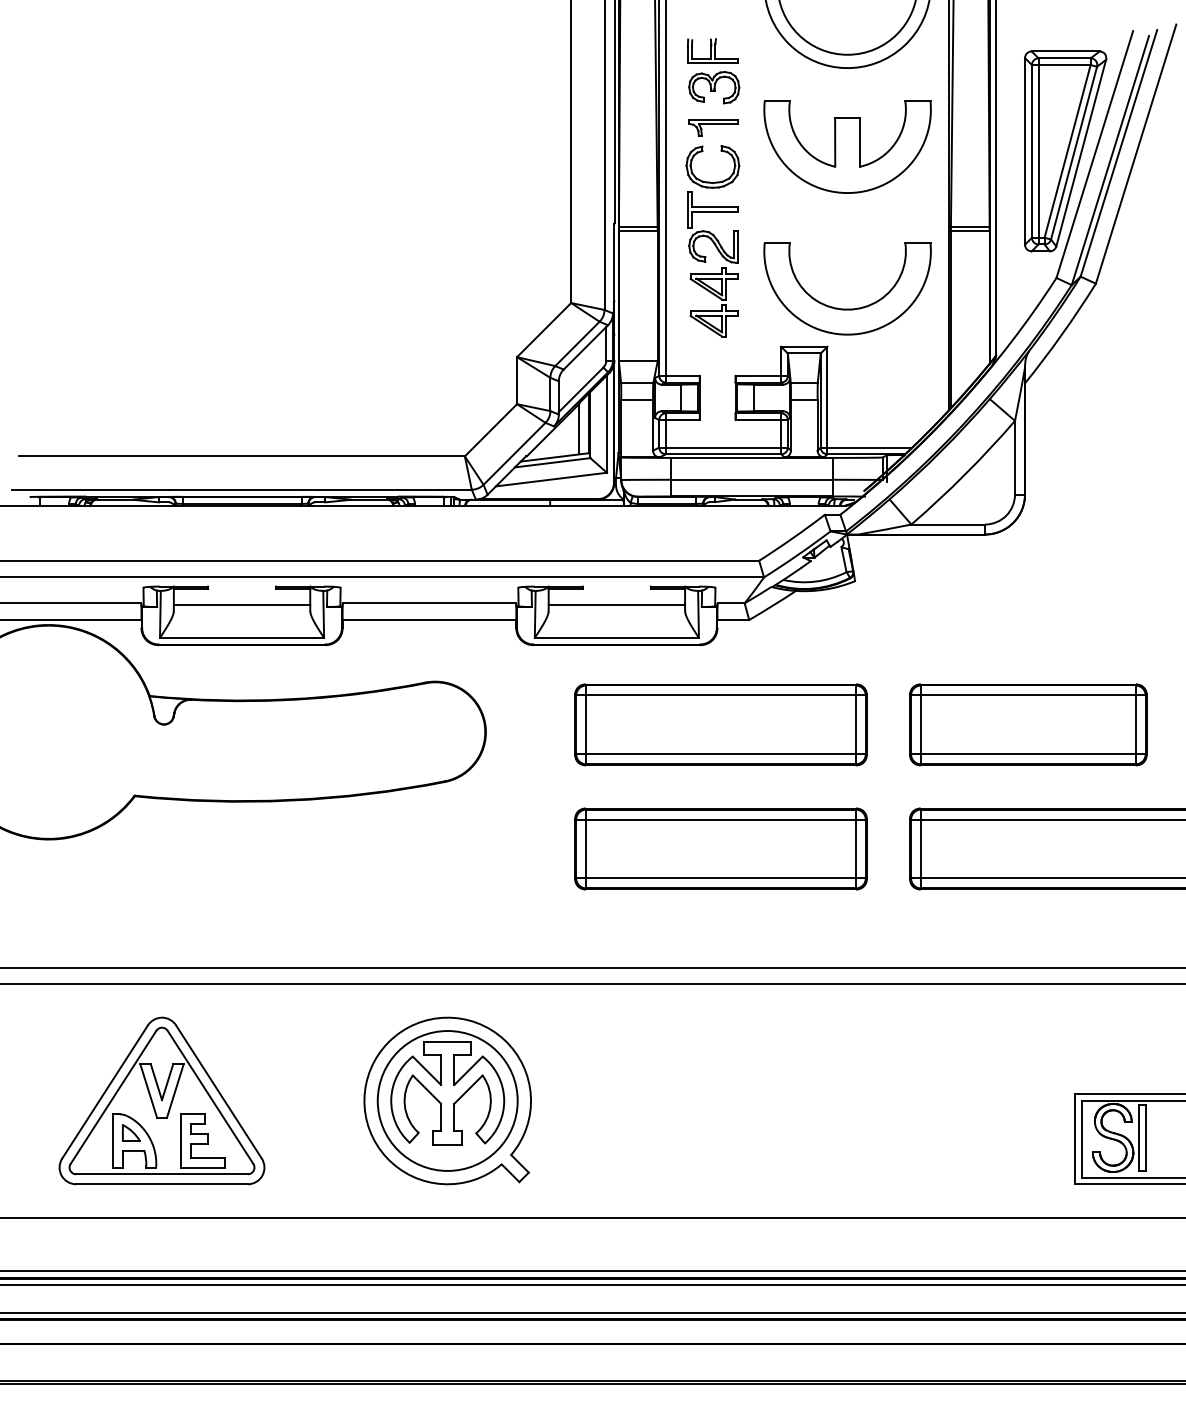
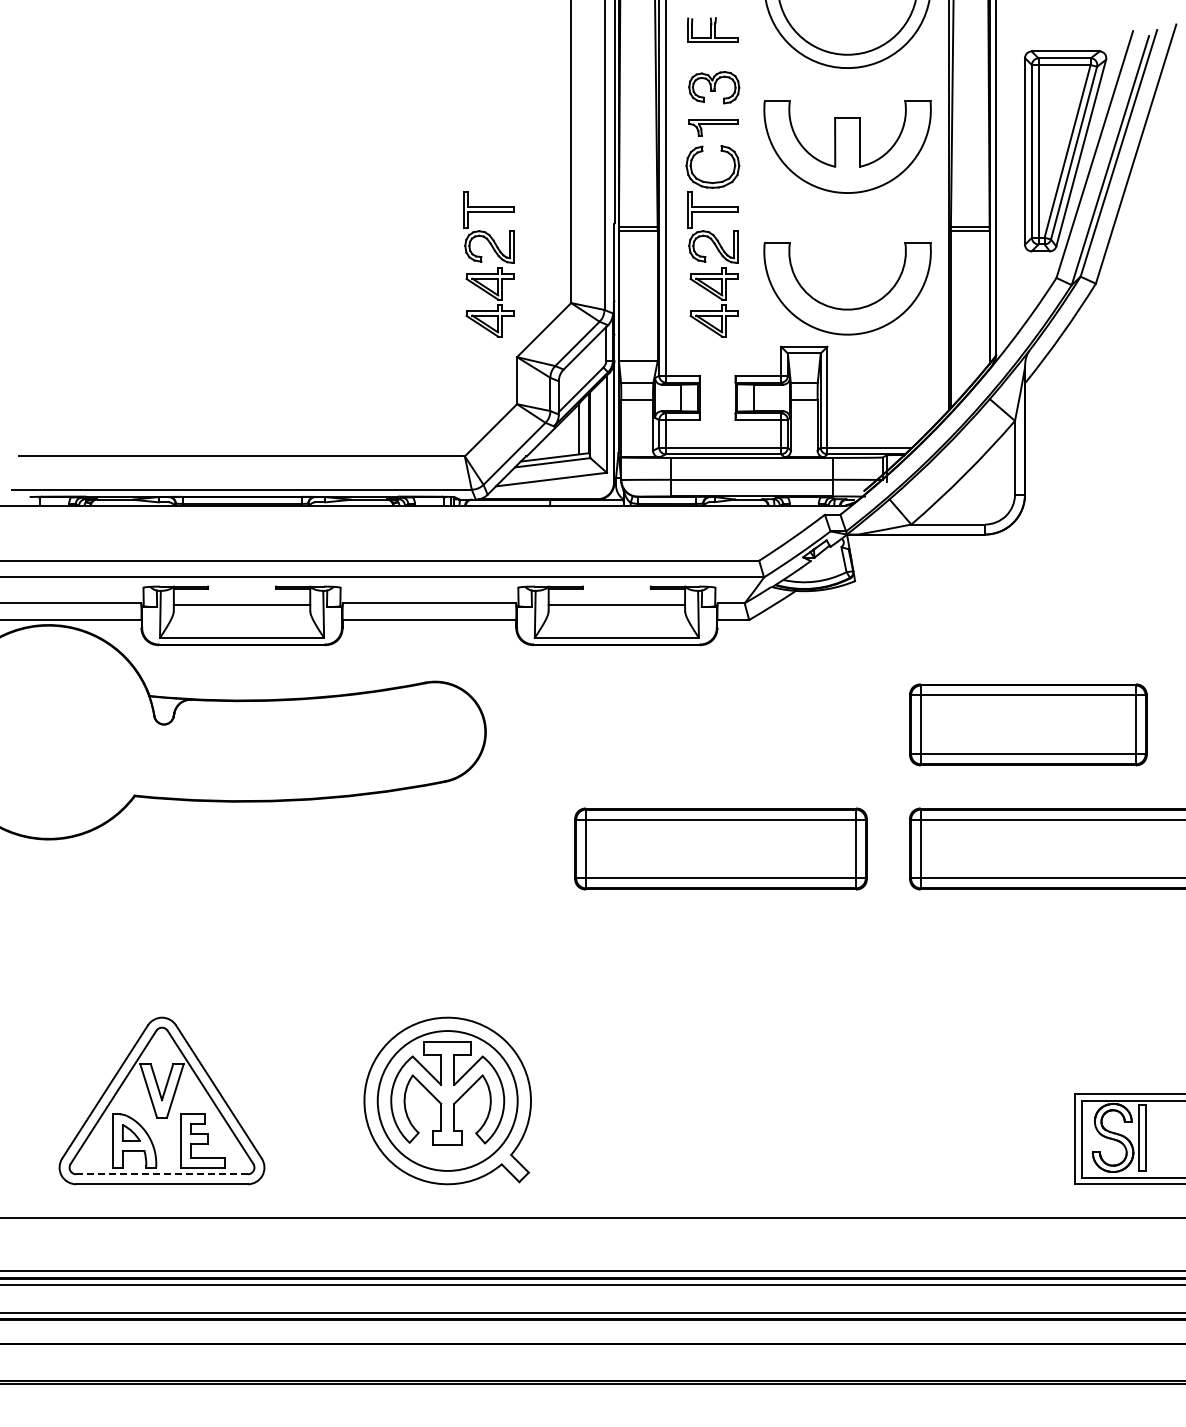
part position: (712, 50) -> (712, 29) (712, 29)
part: none -> present (482, 262)
part: present -> none (720, 724)
line: present -> none (592, 967)
line: present -> none (592, 984)
line: solid -> dashed (162, 1174)
